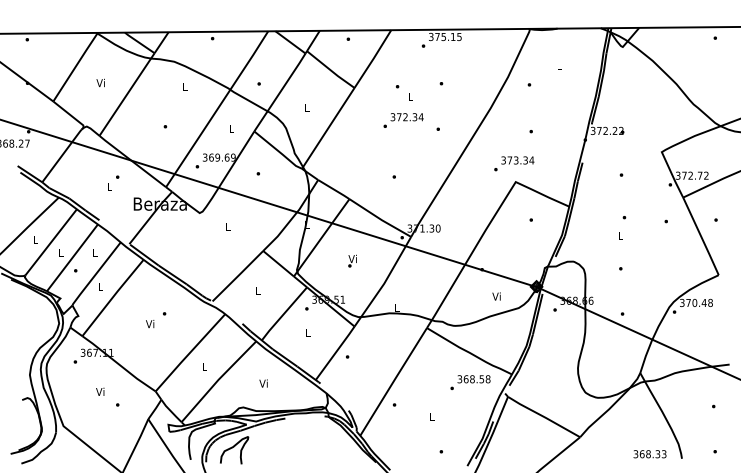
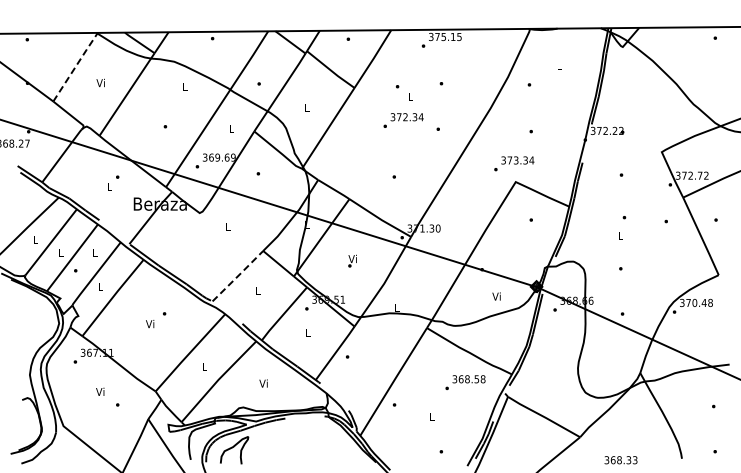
line: solid -> dashed (75, 66)
line: solid -> dashed (238, 276)
text position: (470, 382) -> (465, 382) (465, 382)
text position: (649, 454) -> (620, 460) (620, 460)
